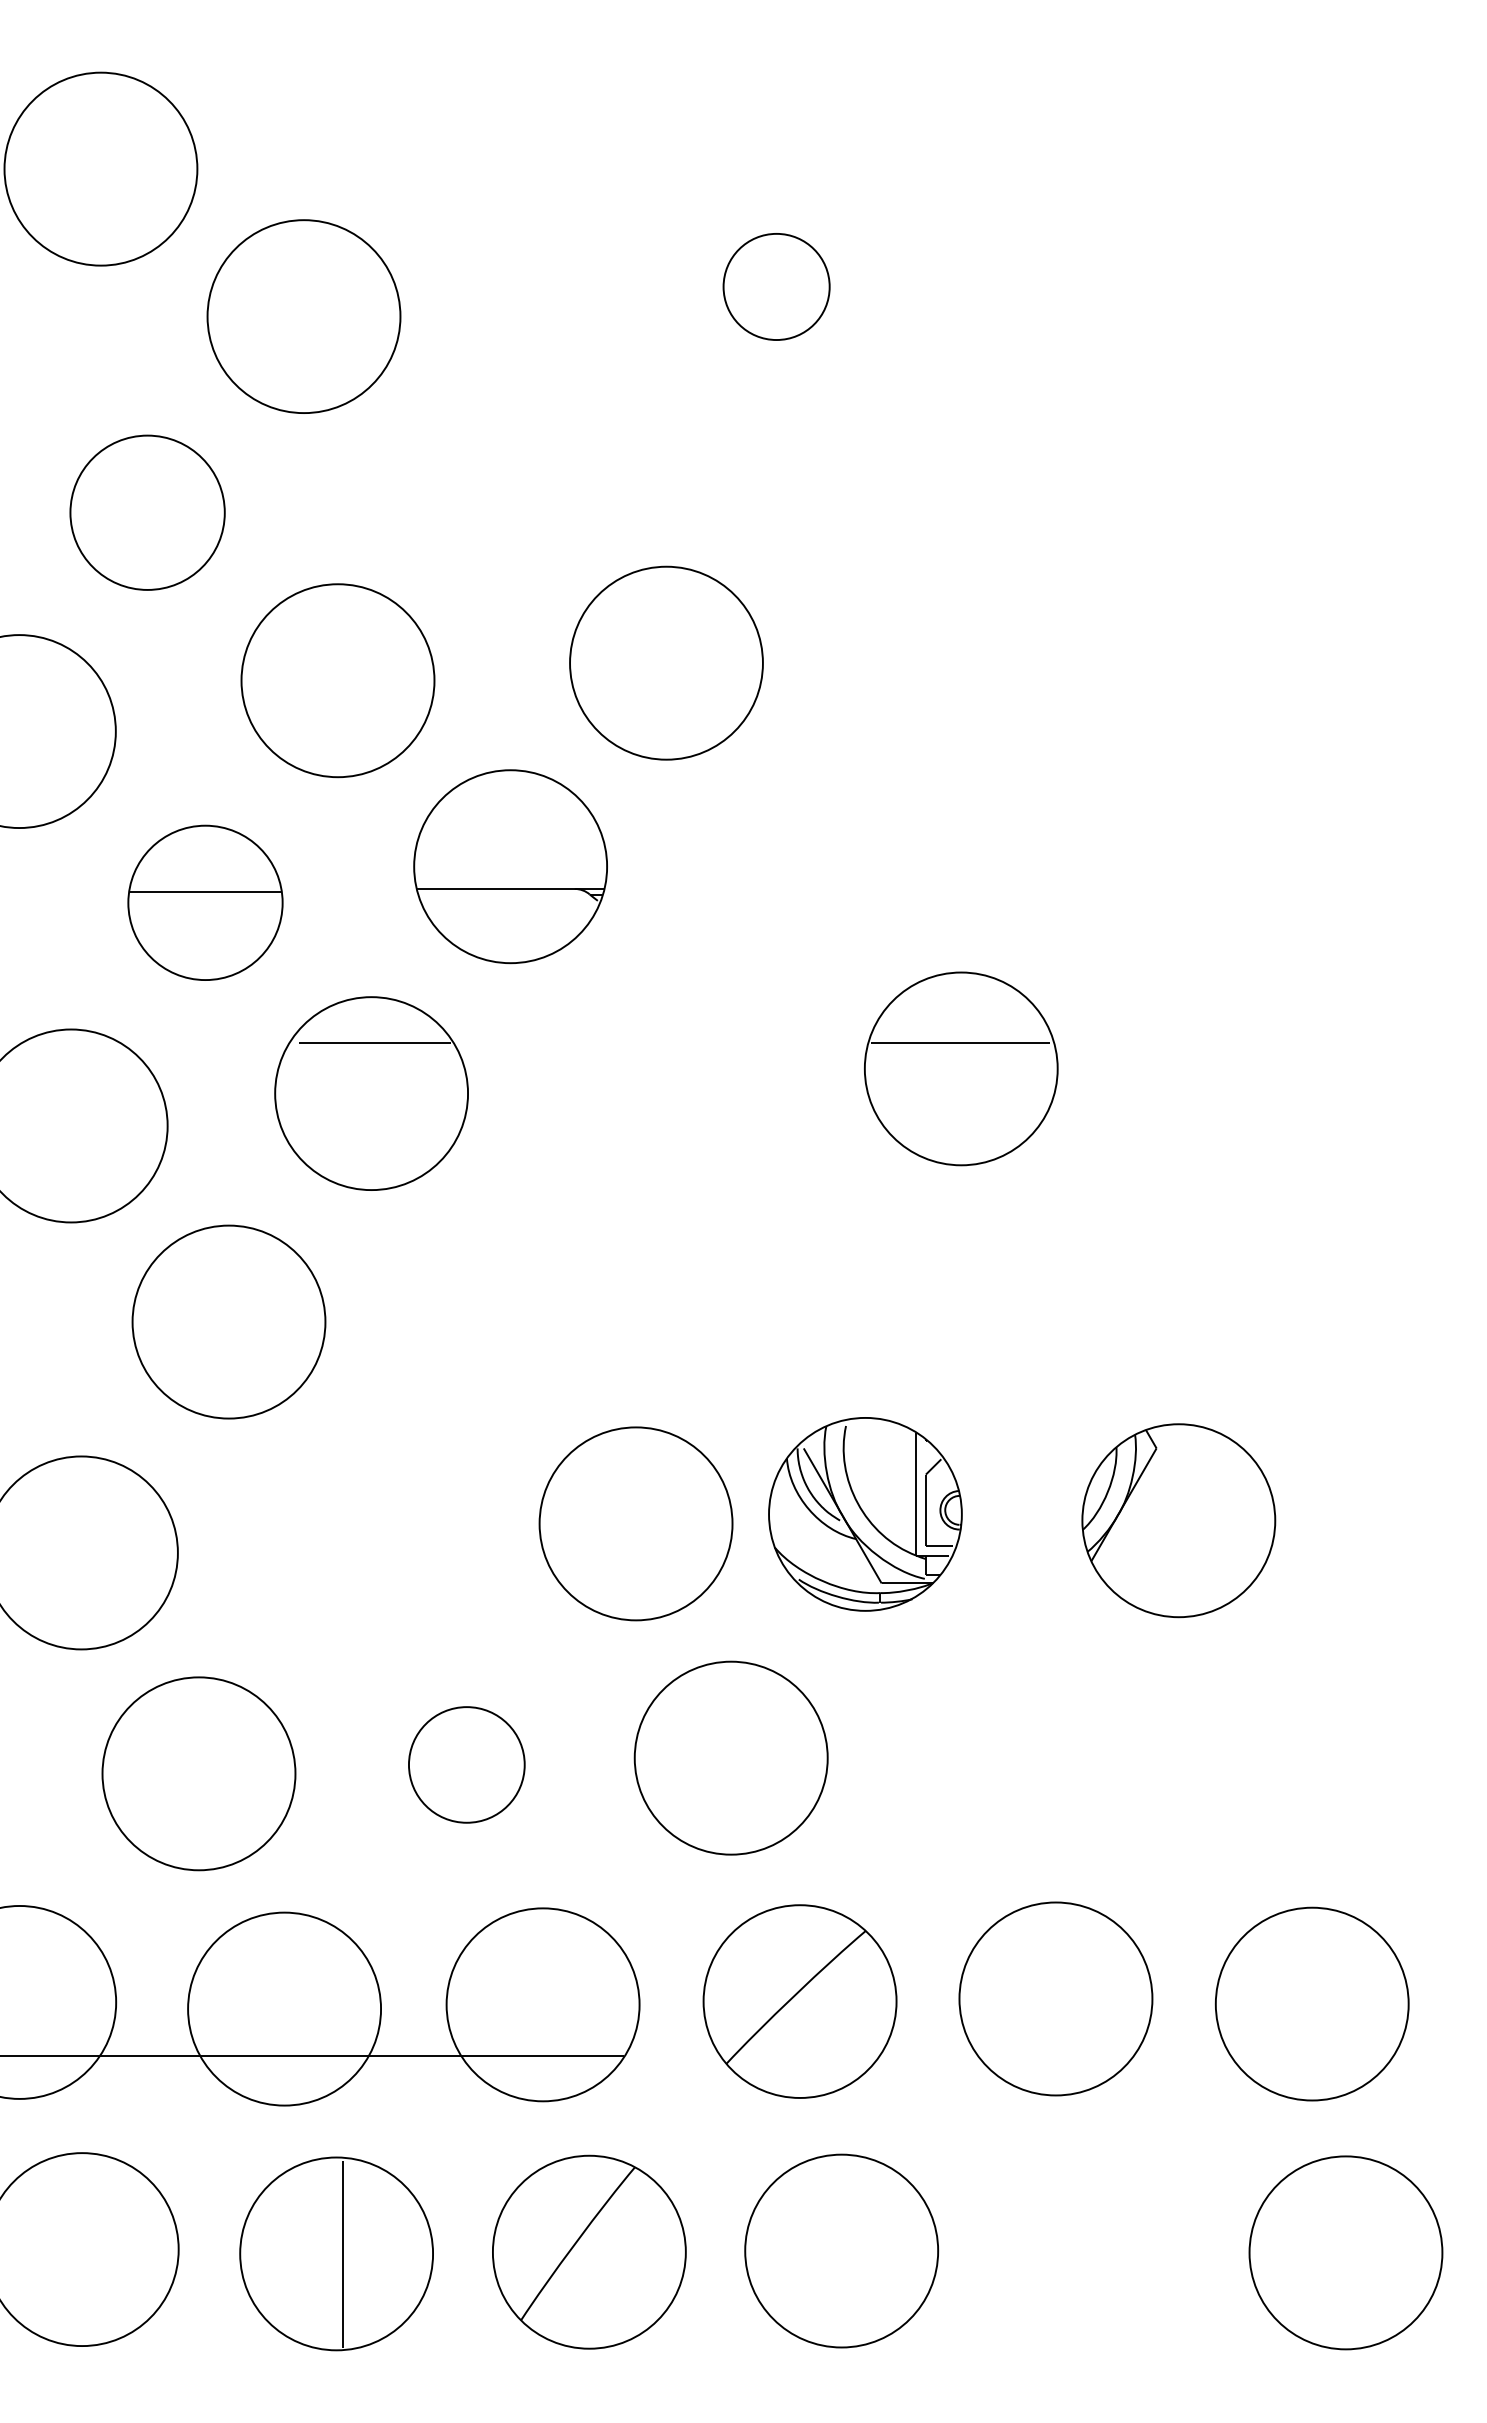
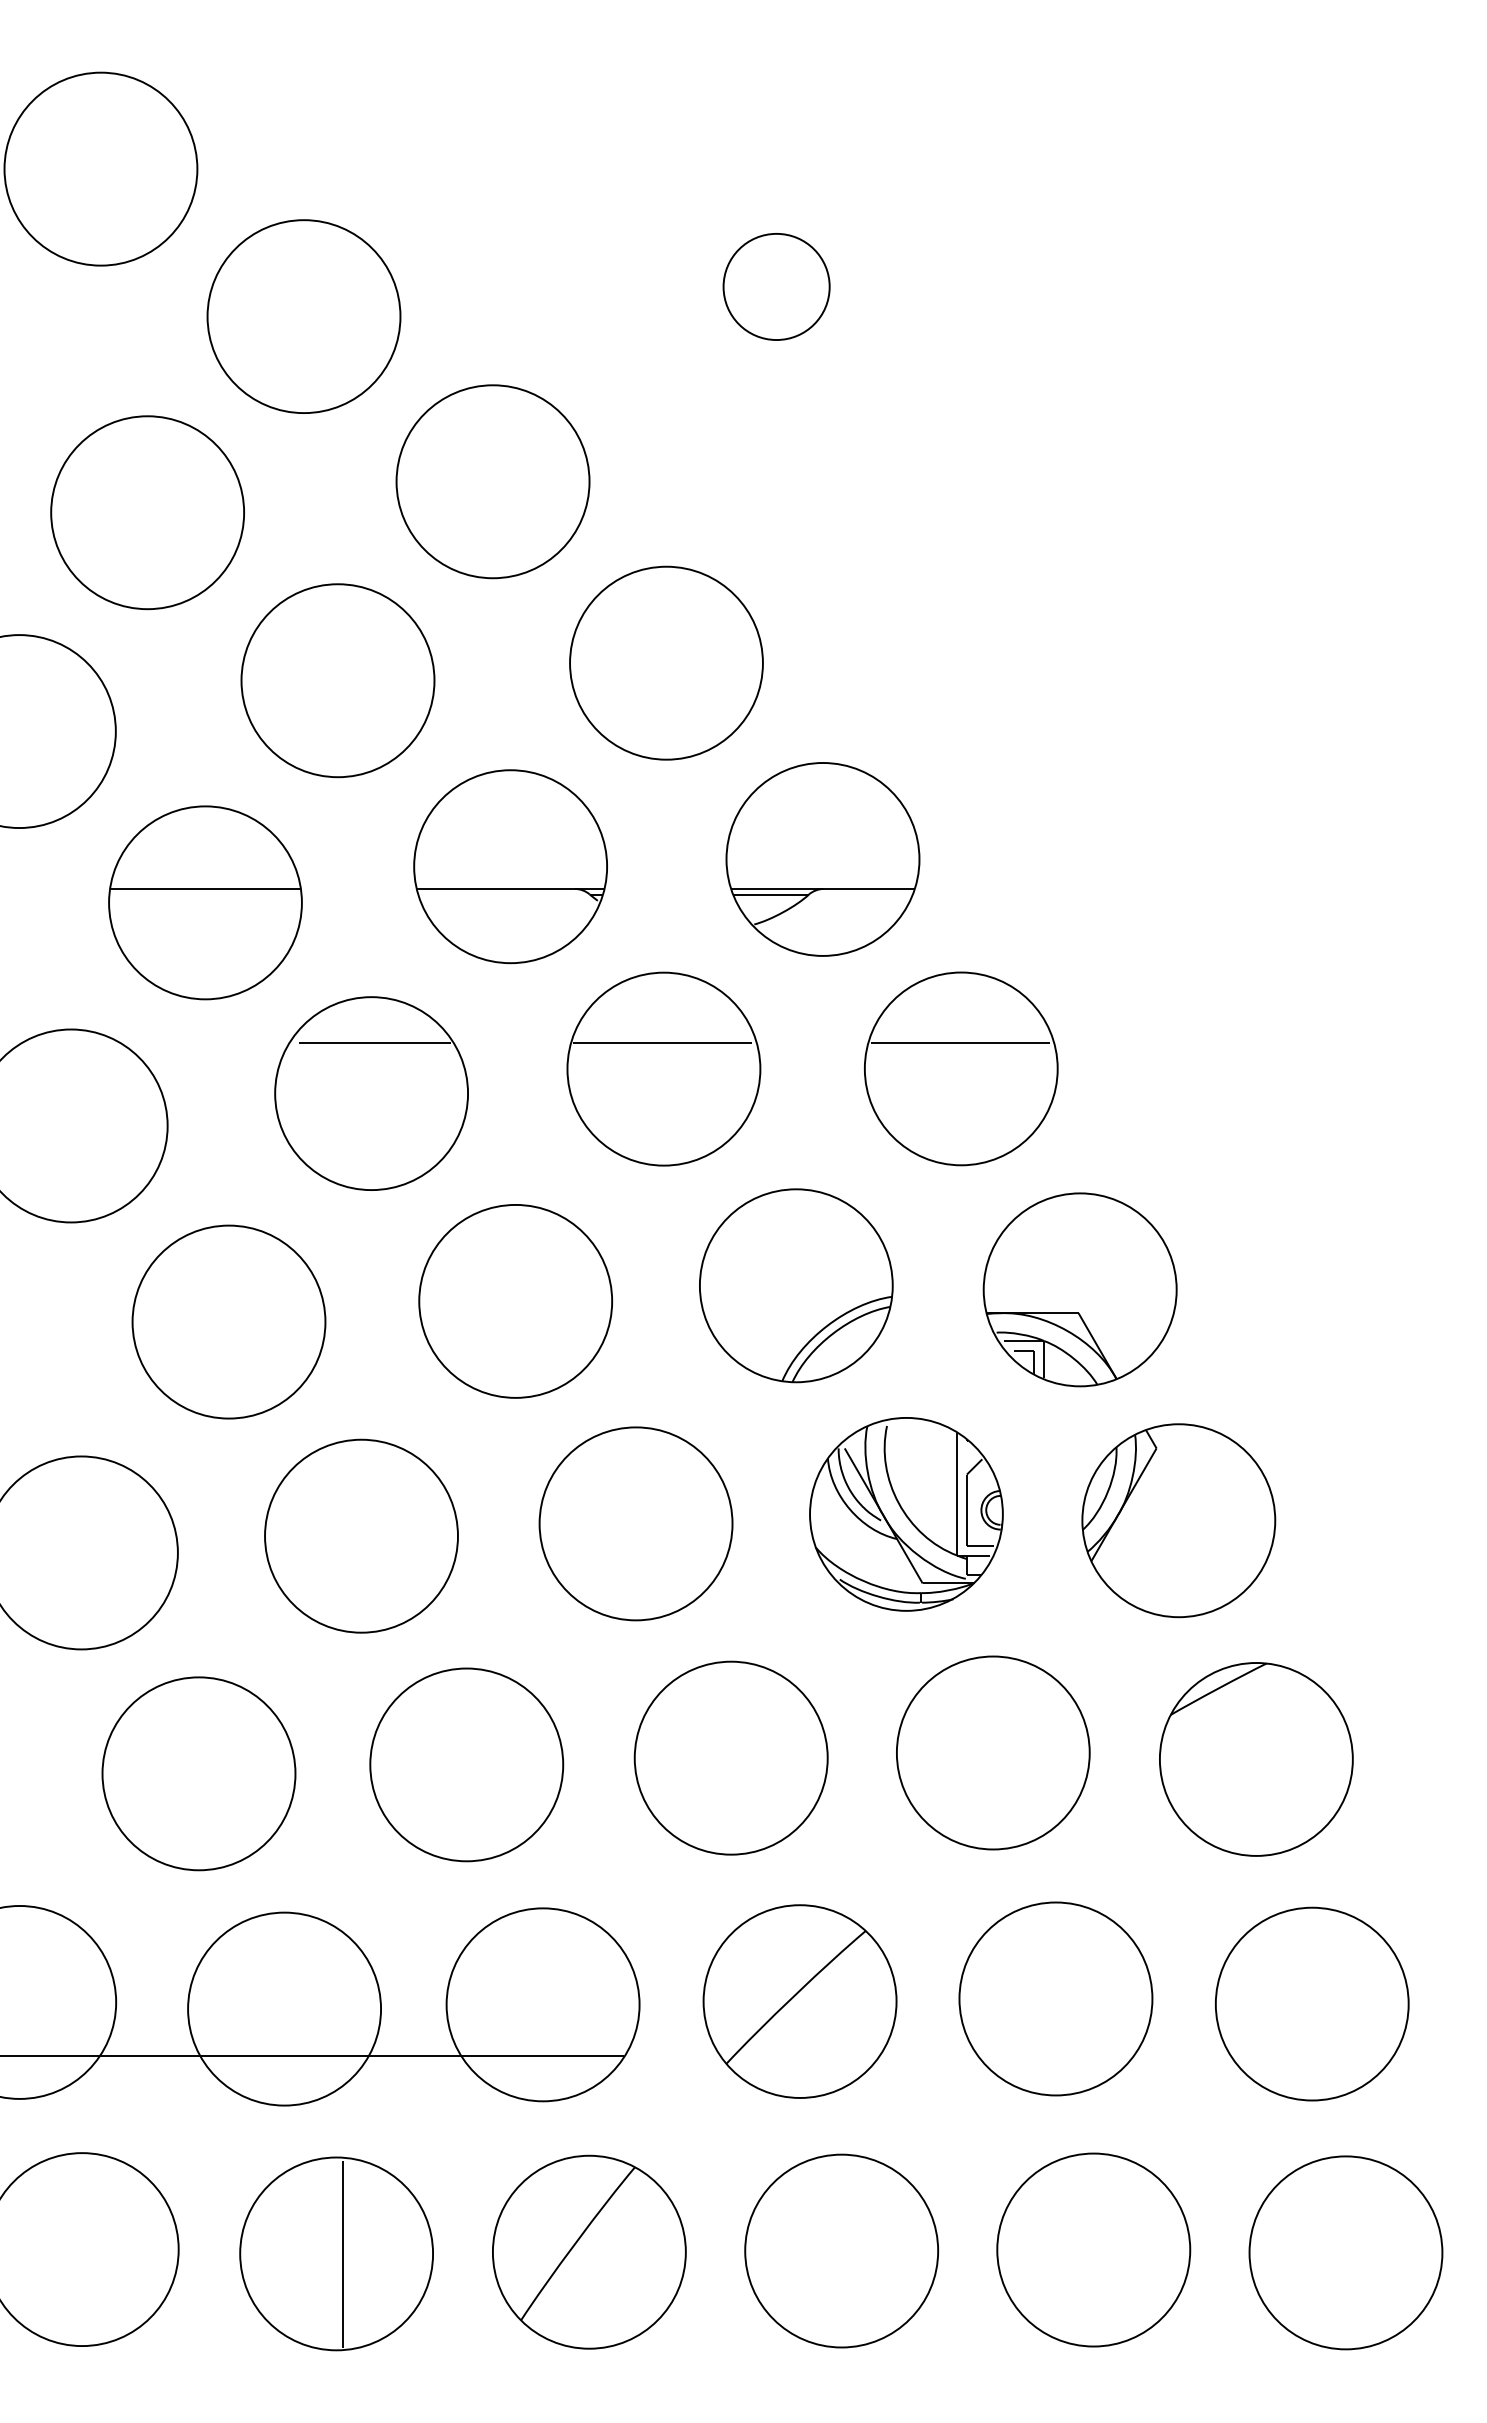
part: none -> present (492, 481)
part size: 157x157 px -> 195x196 px (147, 512)
part: none -> present (822, 859)
part size: 157x157 px -> 195x196 px (205, 902)
part: none -> present (663, 1068)
part: none -> present (796, 1285)
part: none -> present (1079, 1289)
part: none -> present (515, 1301)
part position: (865, 1514) -> (906, 1514) (906, 1514)
part: none -> present (361, 1535)
part: none -> present (993, 1752)
part: none -> present (1256, 1759)
part size: 118x118 px -> 196x196 px (466, 1764)
part: none -> present (1093, 2249)
